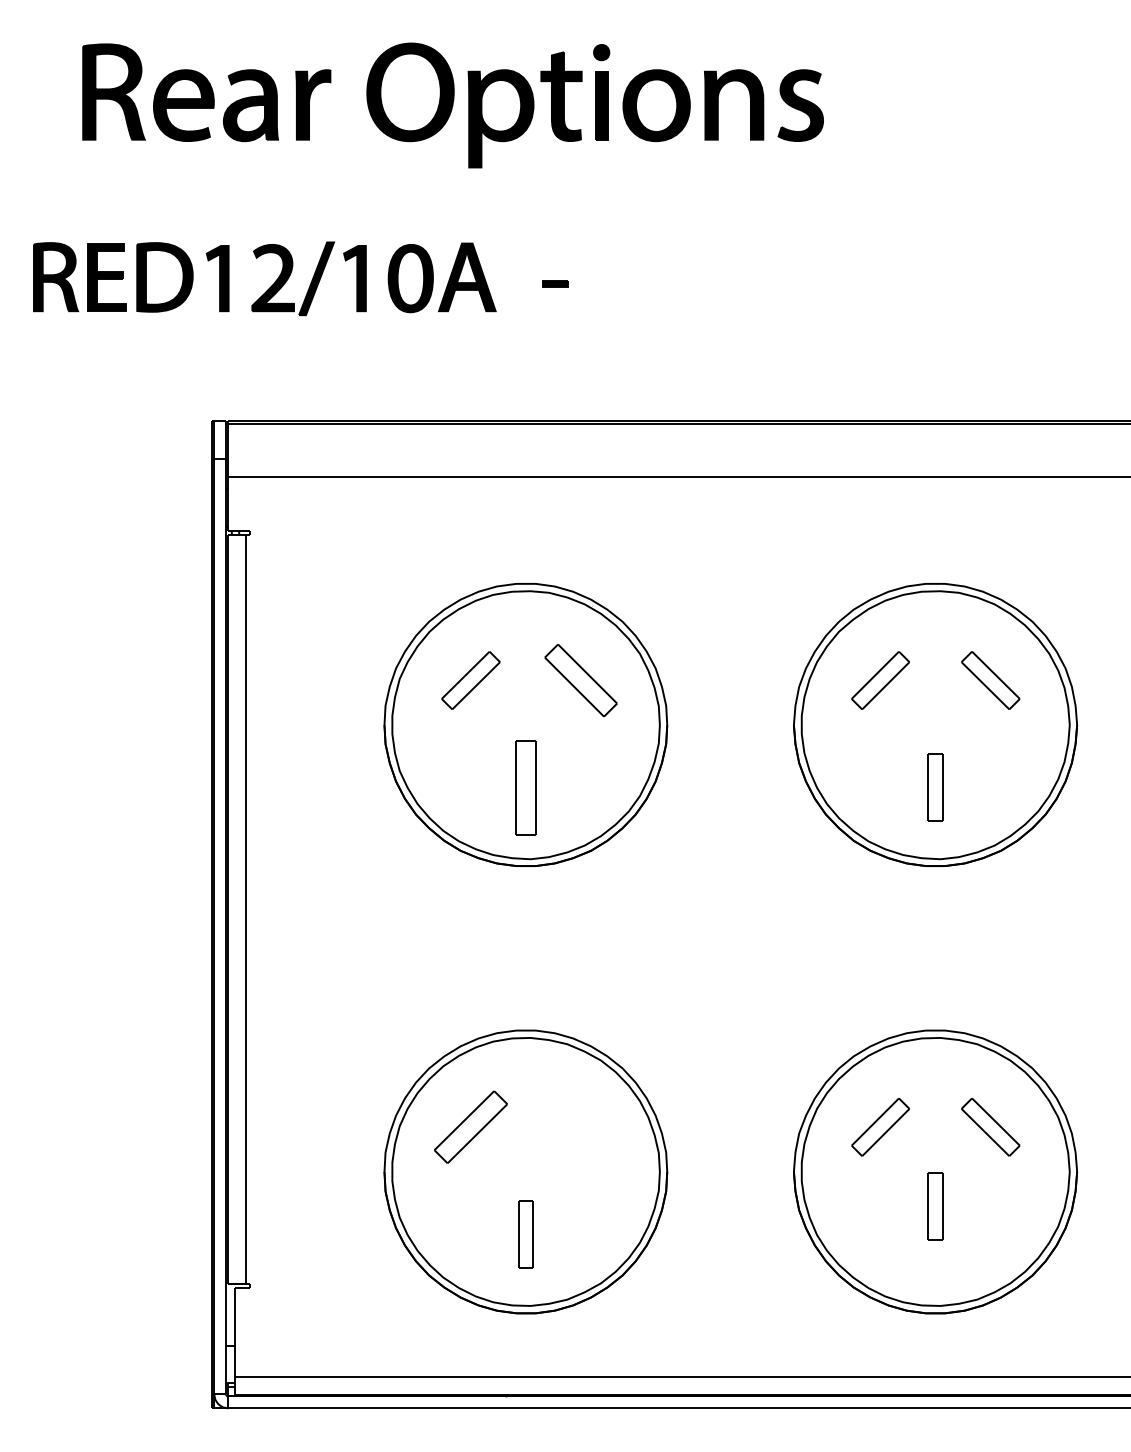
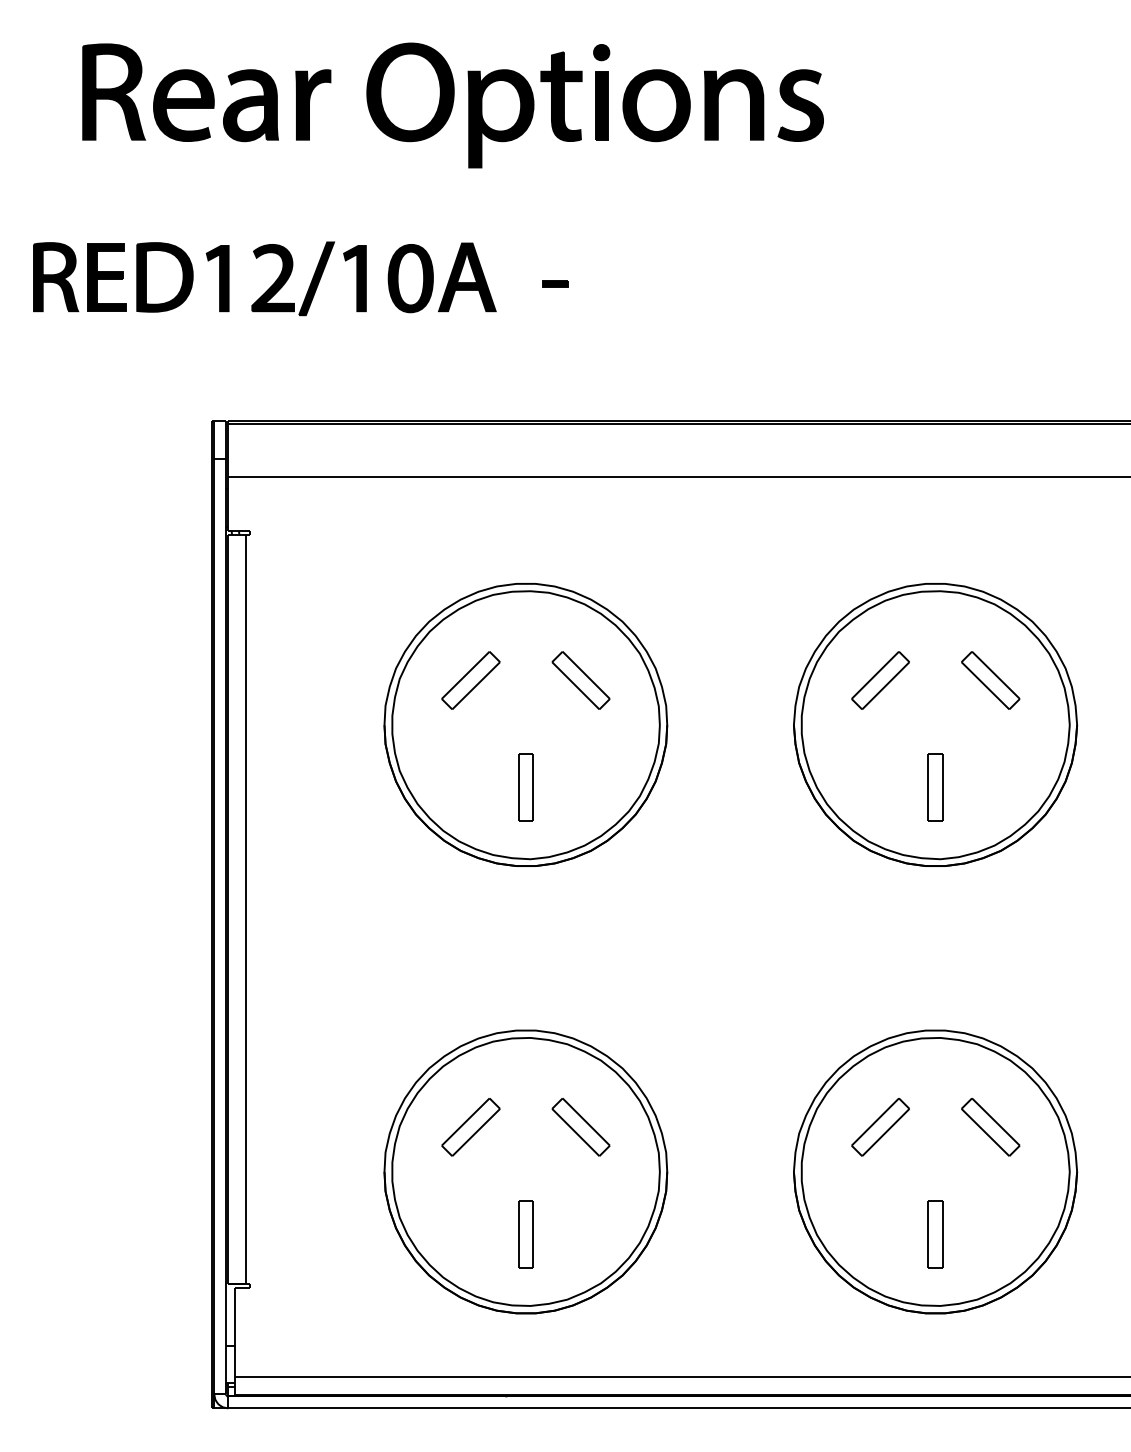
part size: 74x74 px -> 60x59 px (580, 680)
part size: 22x96 px -> 16x69 px (525, 787)
part size: 74x74 px -> 60x59 px (470, 1127)
part: none -> present (580, 1127)
part position: (935, 1206) -> (935, 1234) (935, 1234)
